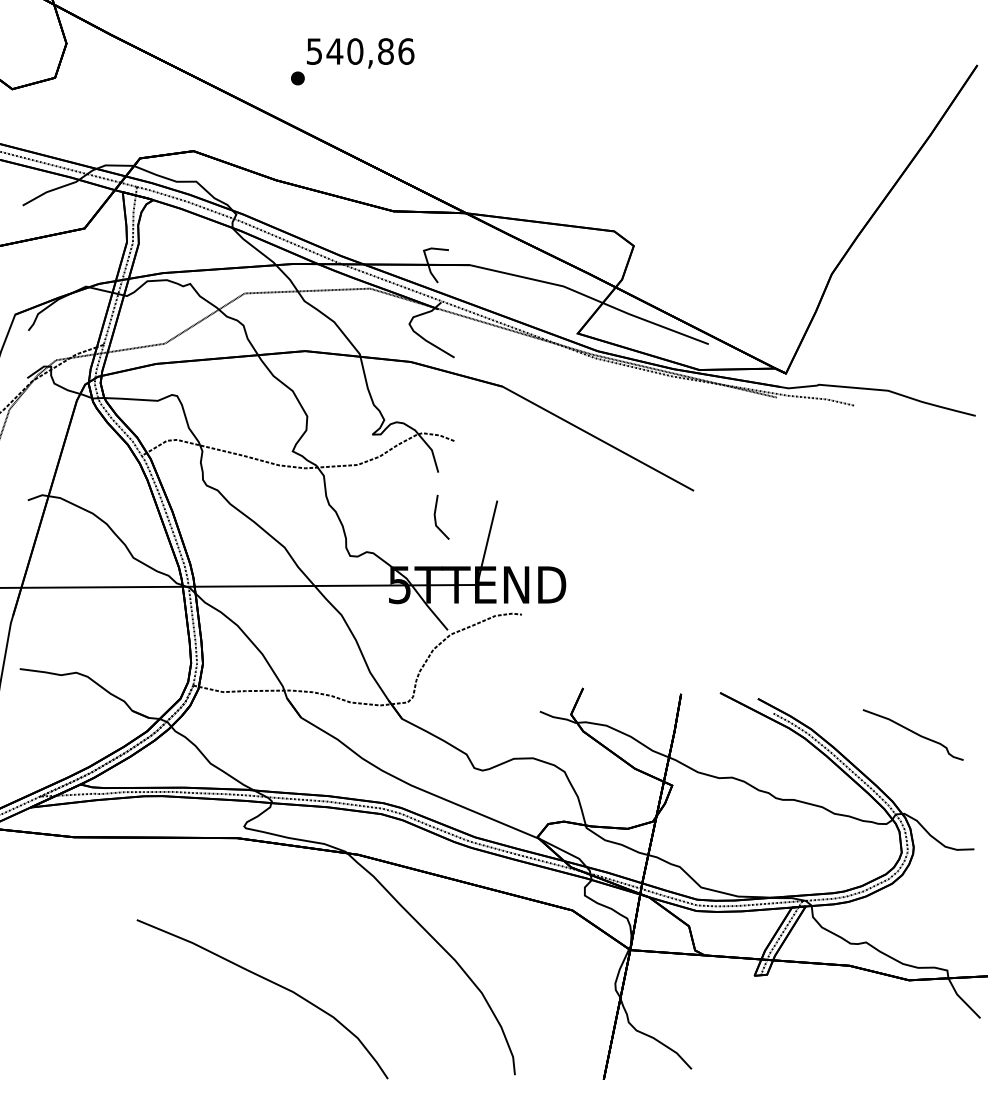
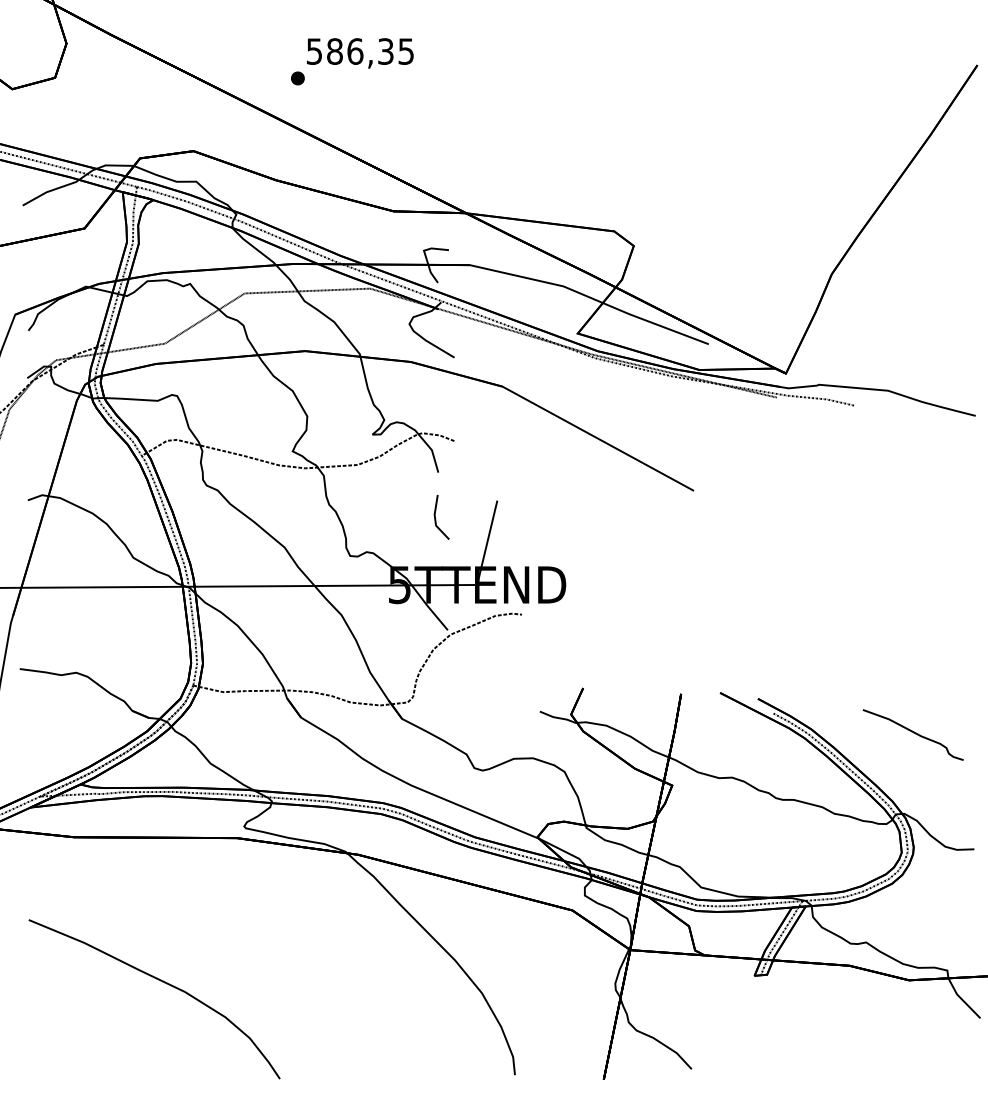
text: 540,86 -> 586,35 (370, 51)
part position: (270, 982) -> (162, 982) (162, 982)
